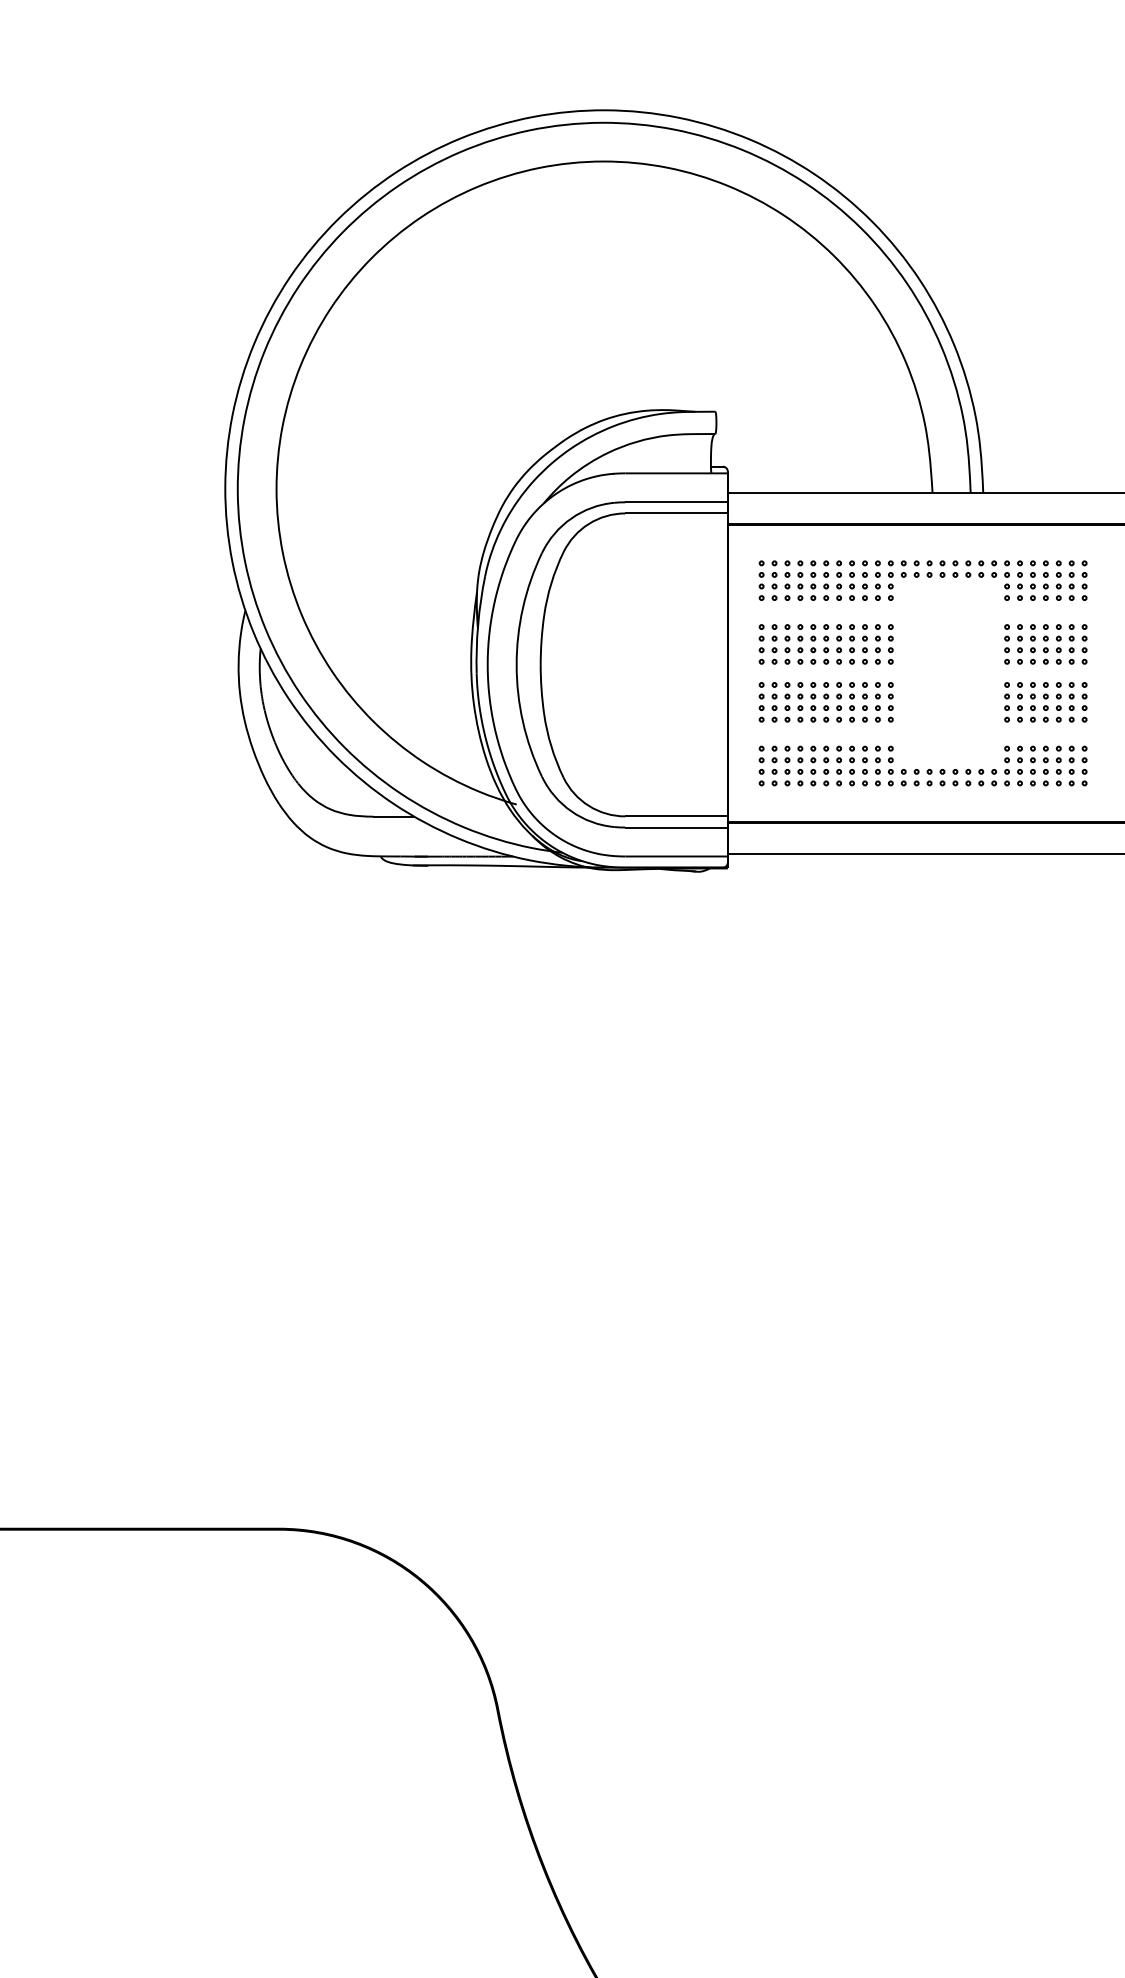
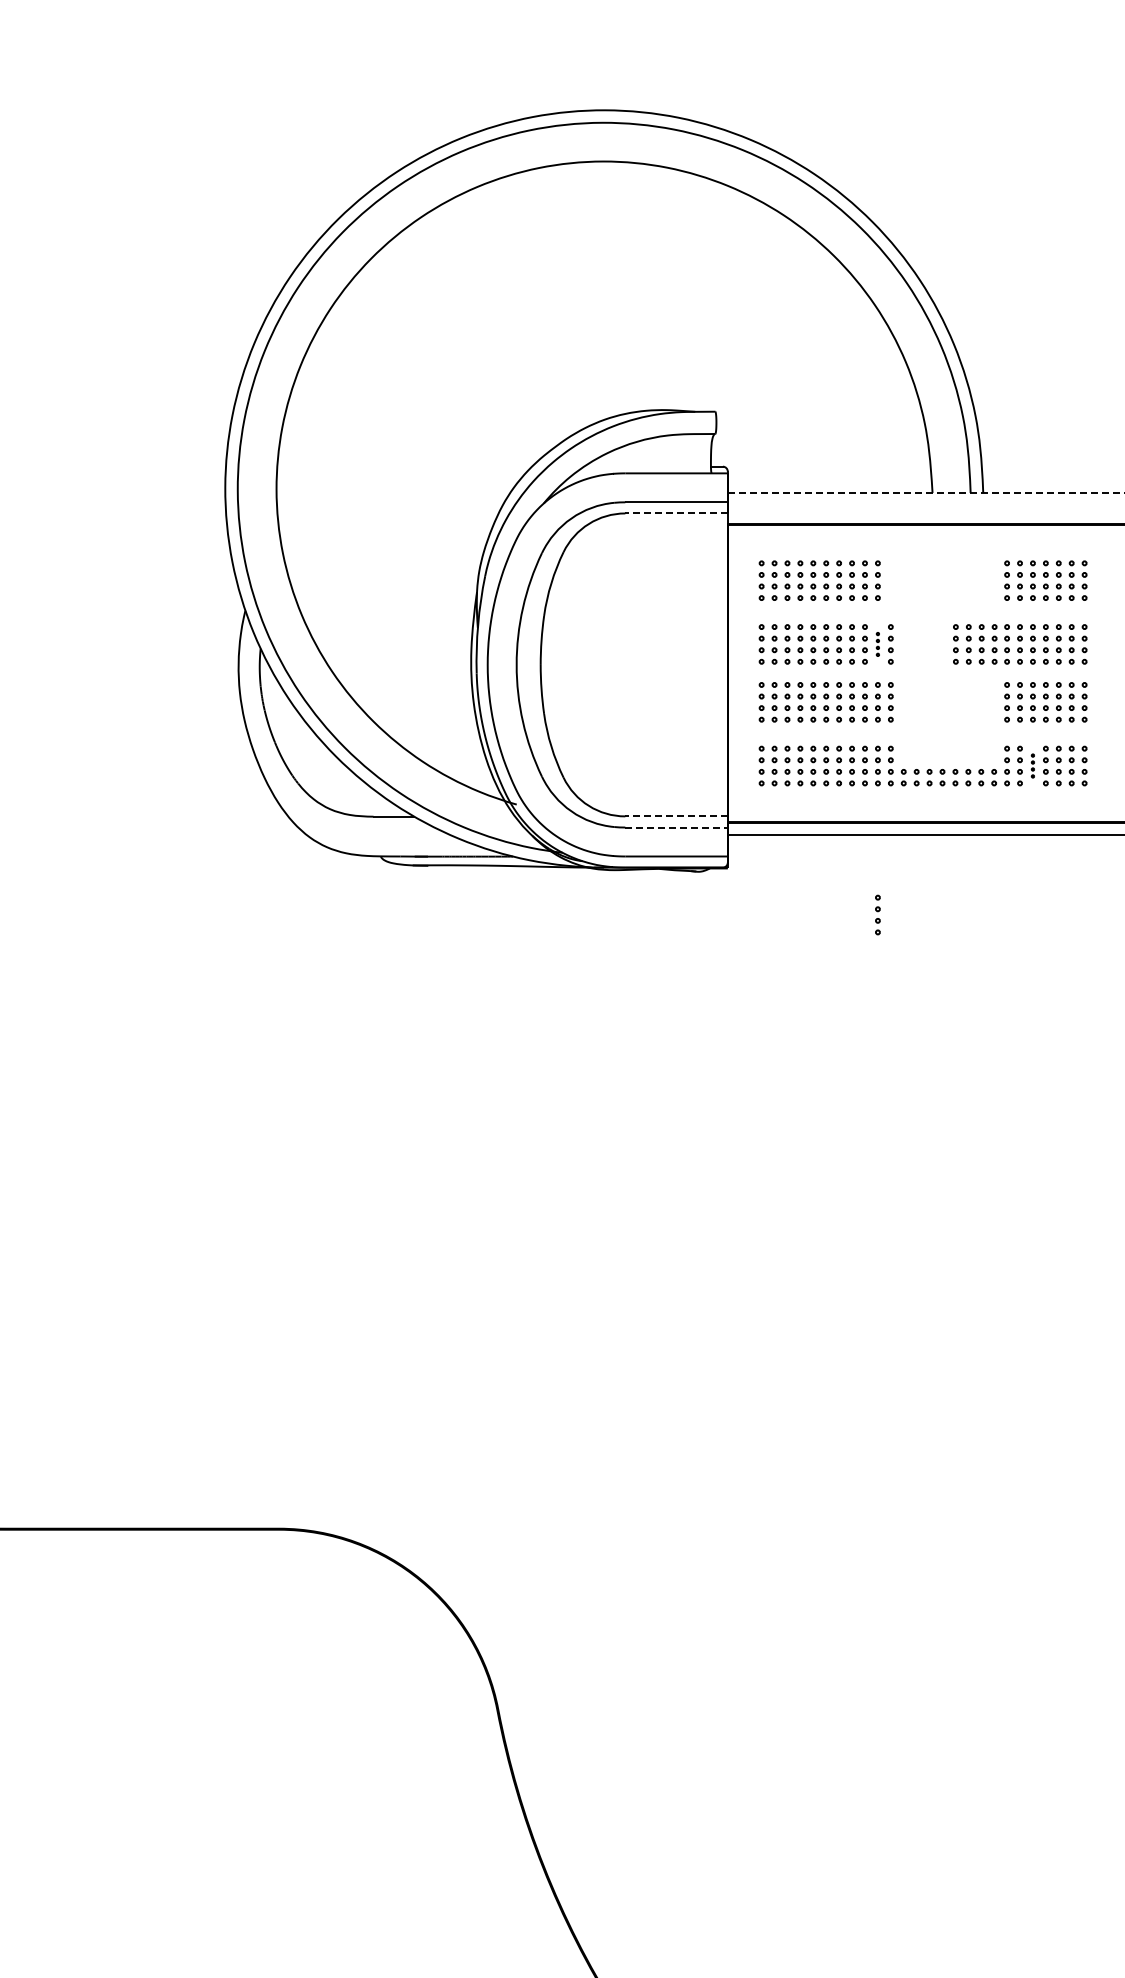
line: solid -> dashed (926, 492)
line: solid -> dashed (676, 513)
part: present -> none (942, 580)
part size: 6x41 px -> 5x25 px (877, 644)
part: none -> present (975, 644)
part size: 6x42 px -> 5x26 px (1032, 765)
line: solid -> dashed (676, 816)
line: solid -> dashed (677, 827)
line position: (924, 853) -> (924, 834) (924, 834)
part: none -> present (877, 914)
